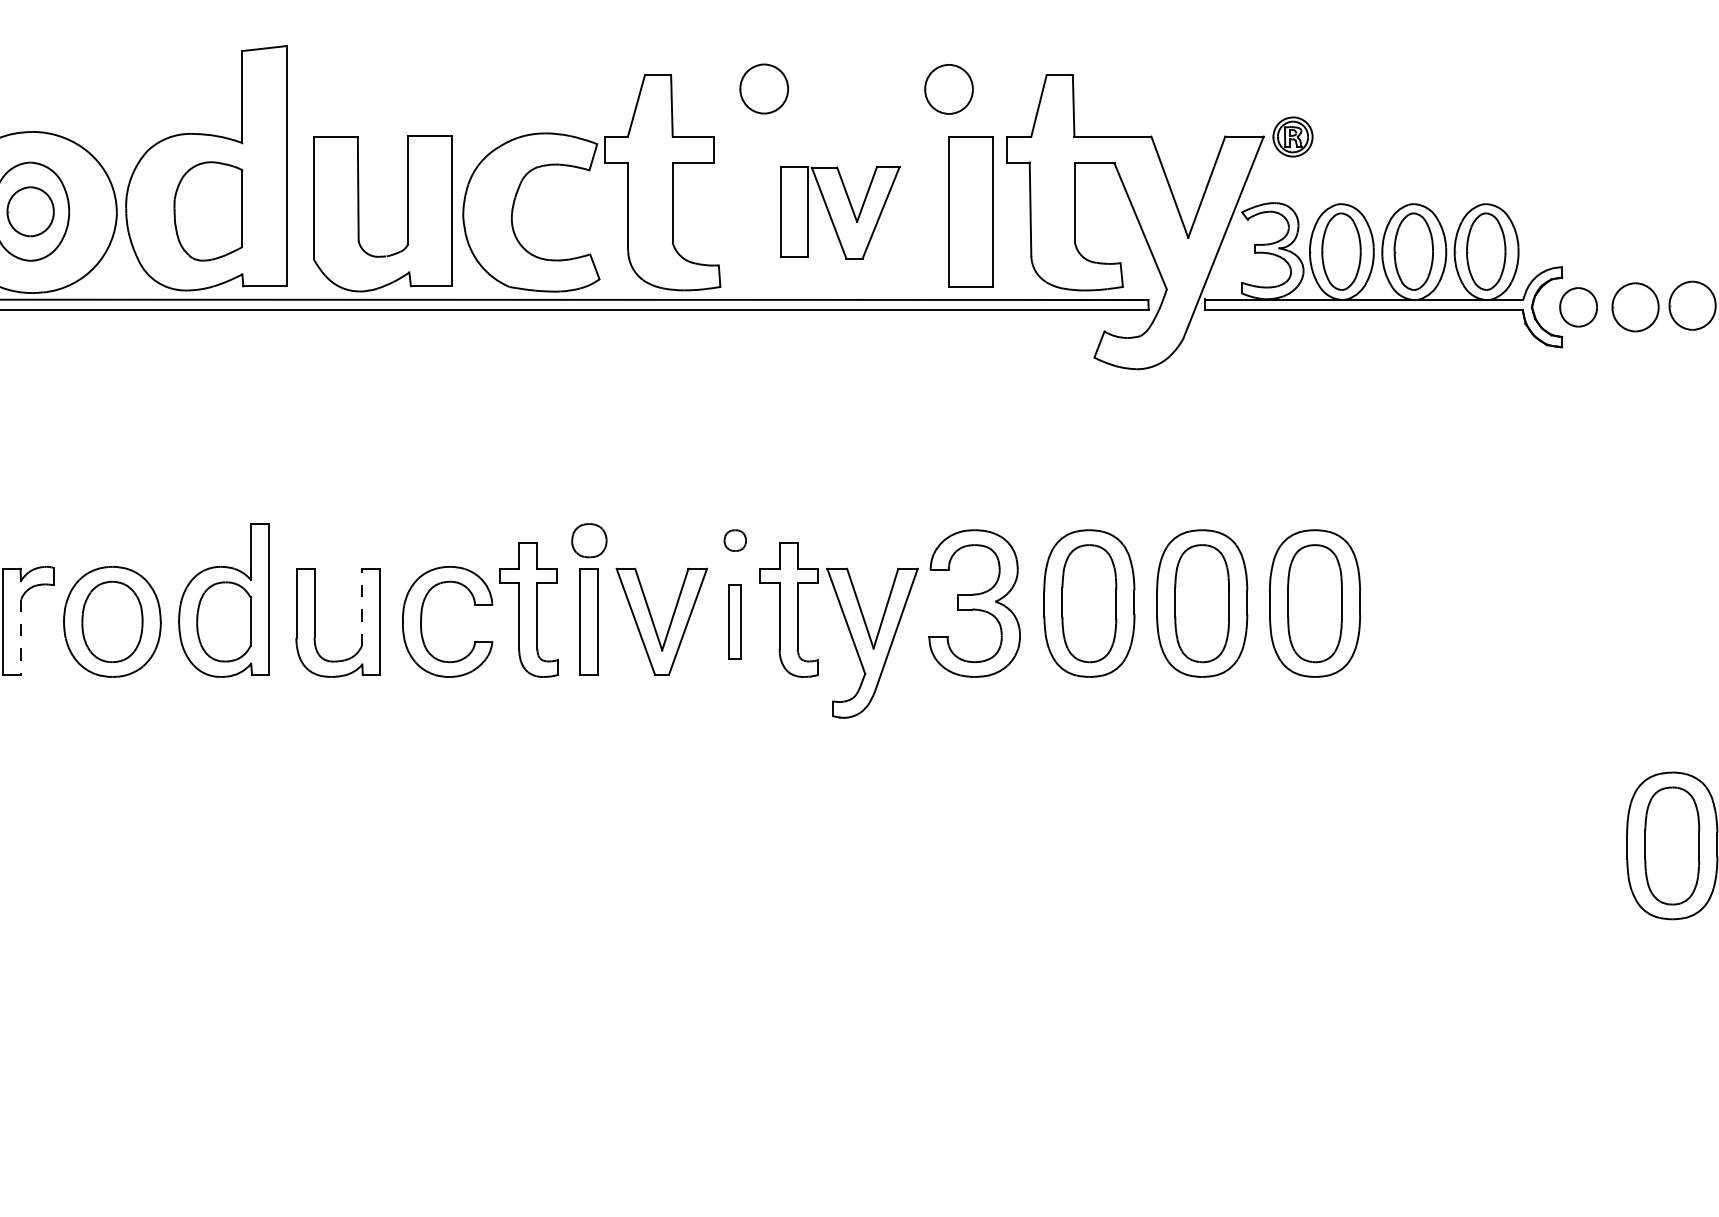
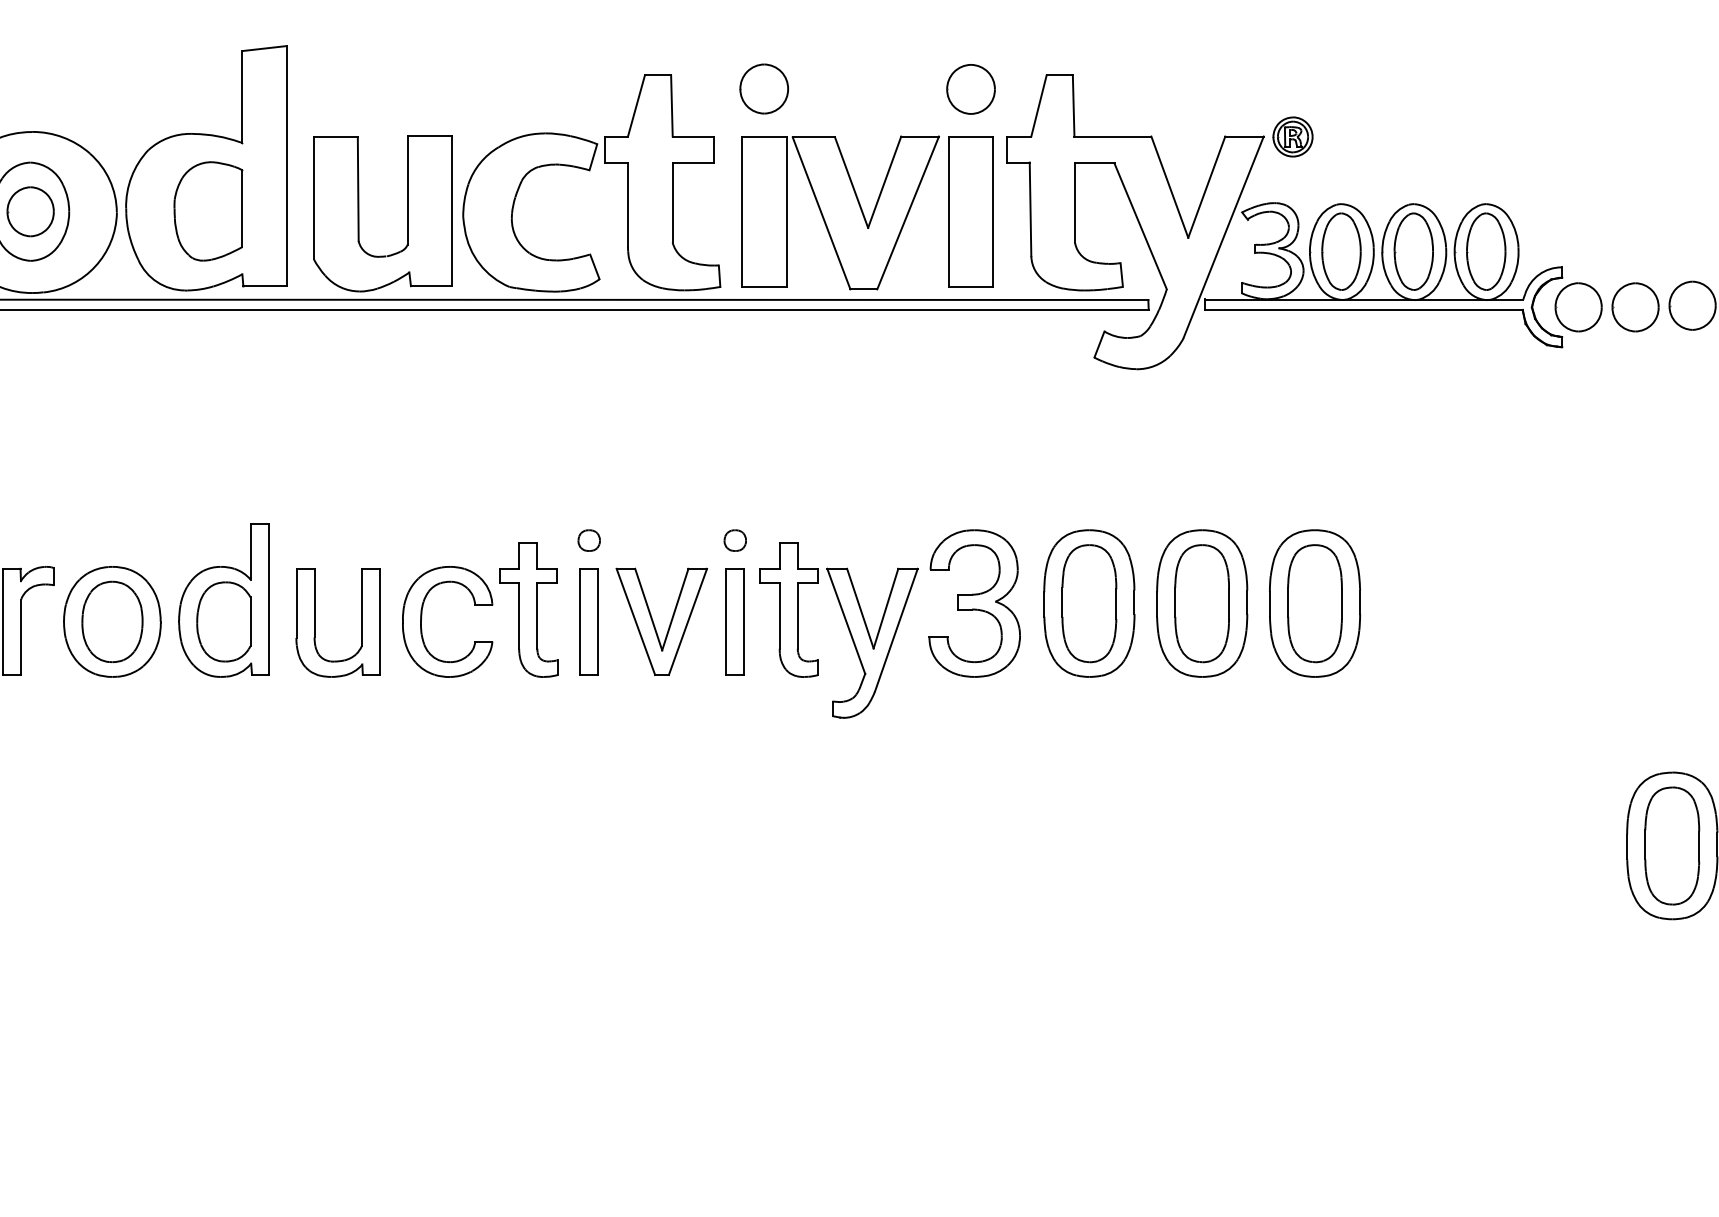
part position: (948, 89) -> (970, 89) (970, 89)
part size: 121x94 px -> 199x156 px (840, 212)
part size: 39x41 px -> 49x51 px (1578, 307)
part size: 37x36 px -> 24x23 px (588, 540)
line: dashed -> solid (361, 607)
part size: 14x76 px -> 20x108 px (734, 621)
line: dashed -> solid (21, 637)
